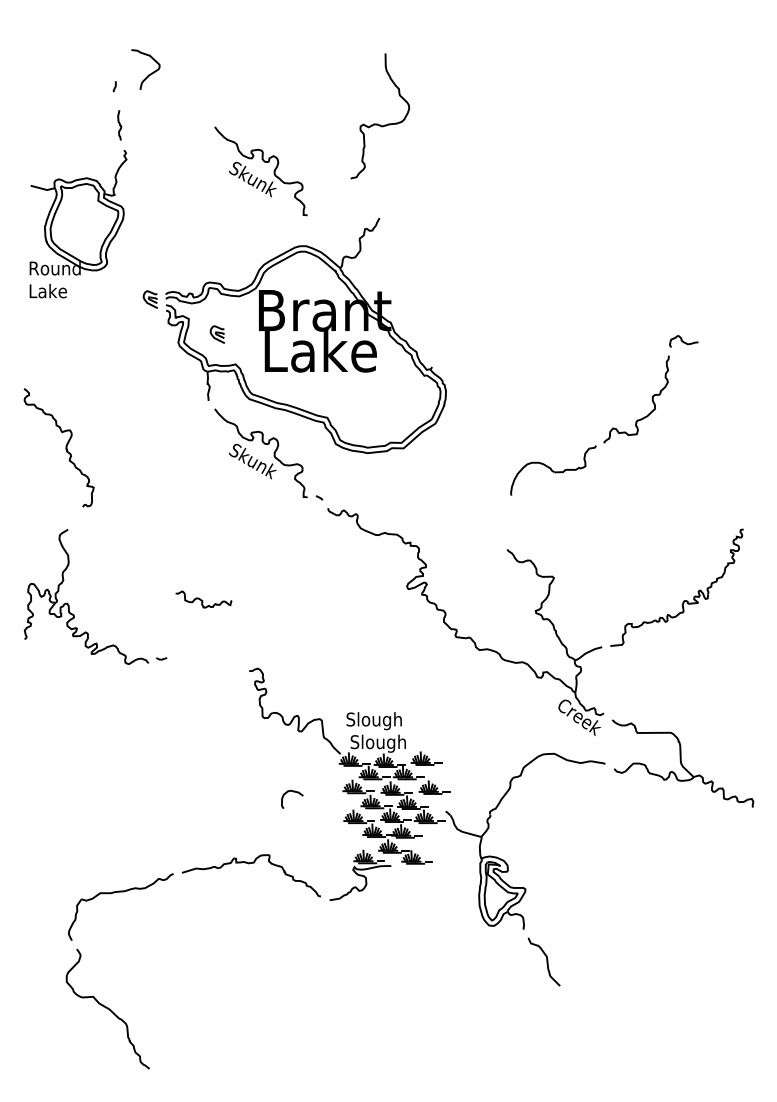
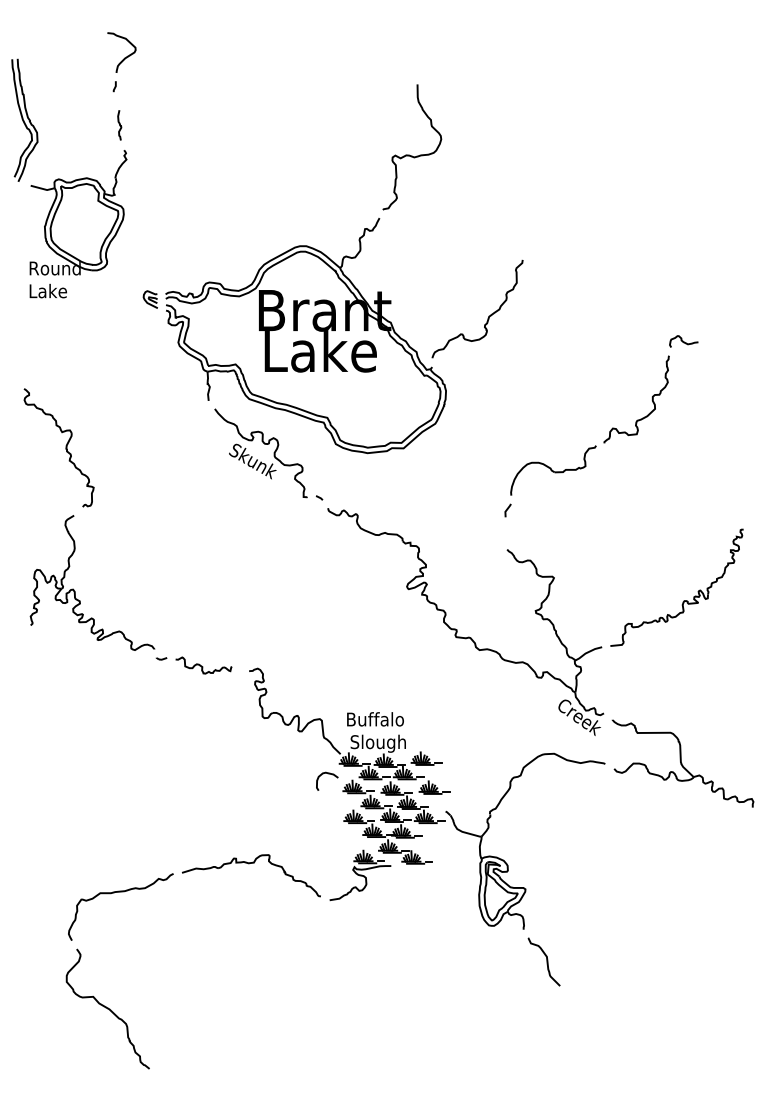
curve position: (148, 74) -> (124, 57) (124, 57)
part: none -> present (24, 119)
curve position: (377, 123) -> (409, 154) (409, 154)
part: present -> none (257, 177)
curve: none -> present (488, 316)
part: present -> none (216, 334)
line: none -> present (507, 510)
curve position: (203, 600) -> (203, 666) (203, 666)
part position: (69, 605) -> (75, 591) (75, 591)
text: Slough -> Buffalo (374, 721)
curve position: (293, 792) -> (328, 774) (328, 774)
